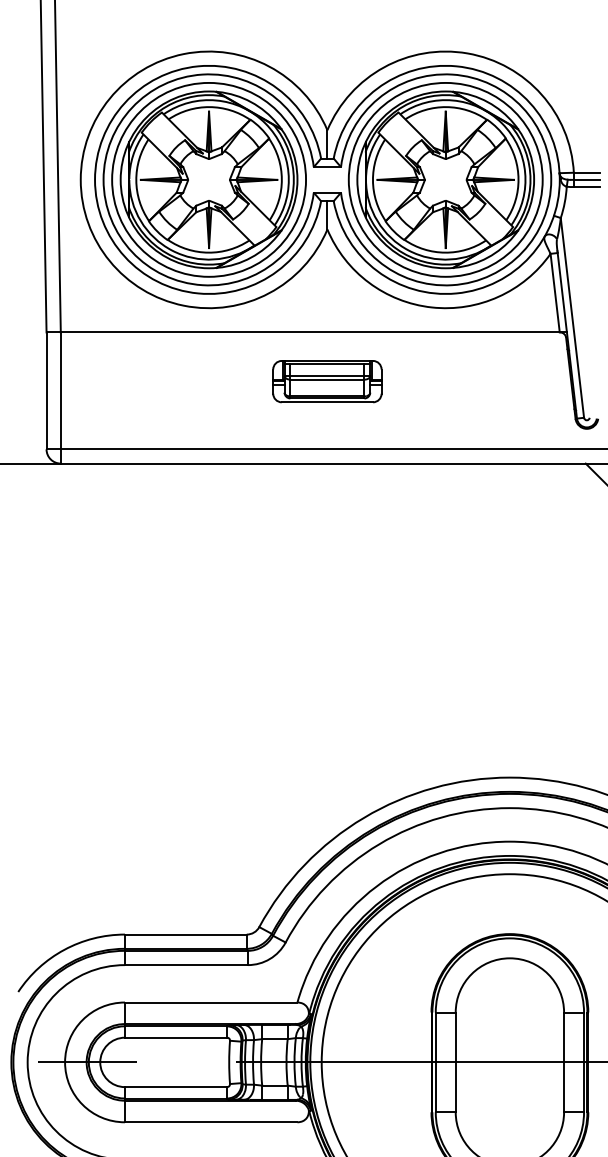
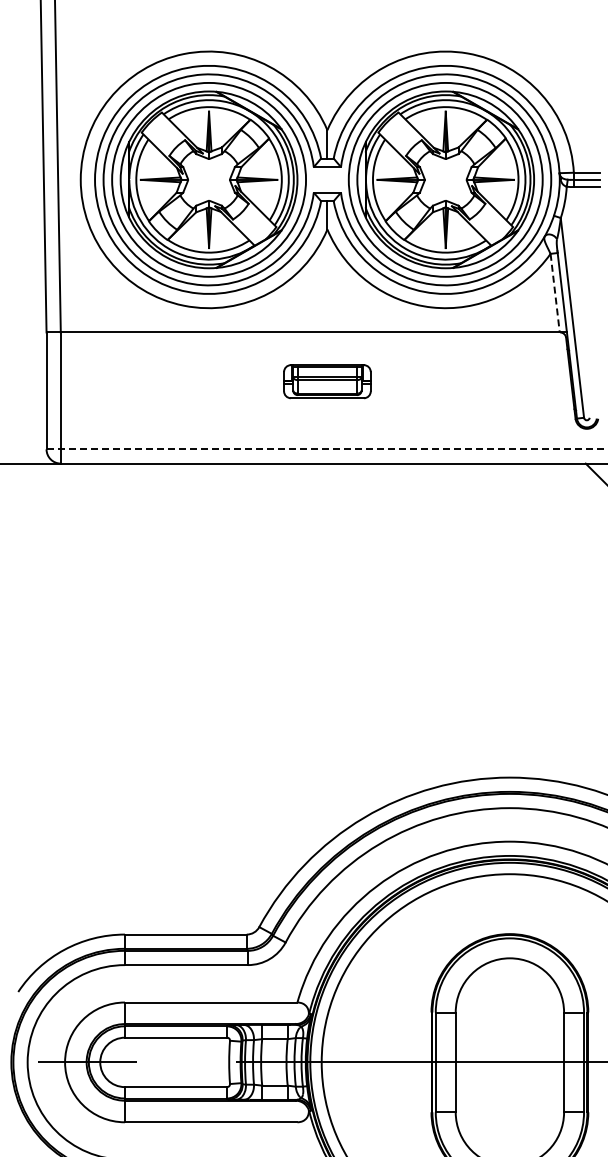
line: solid -> dashed (555, 293)
part size: 111x44 px -> 89x36 px (327, 381)
line: solid -> dashed (327, 449)
